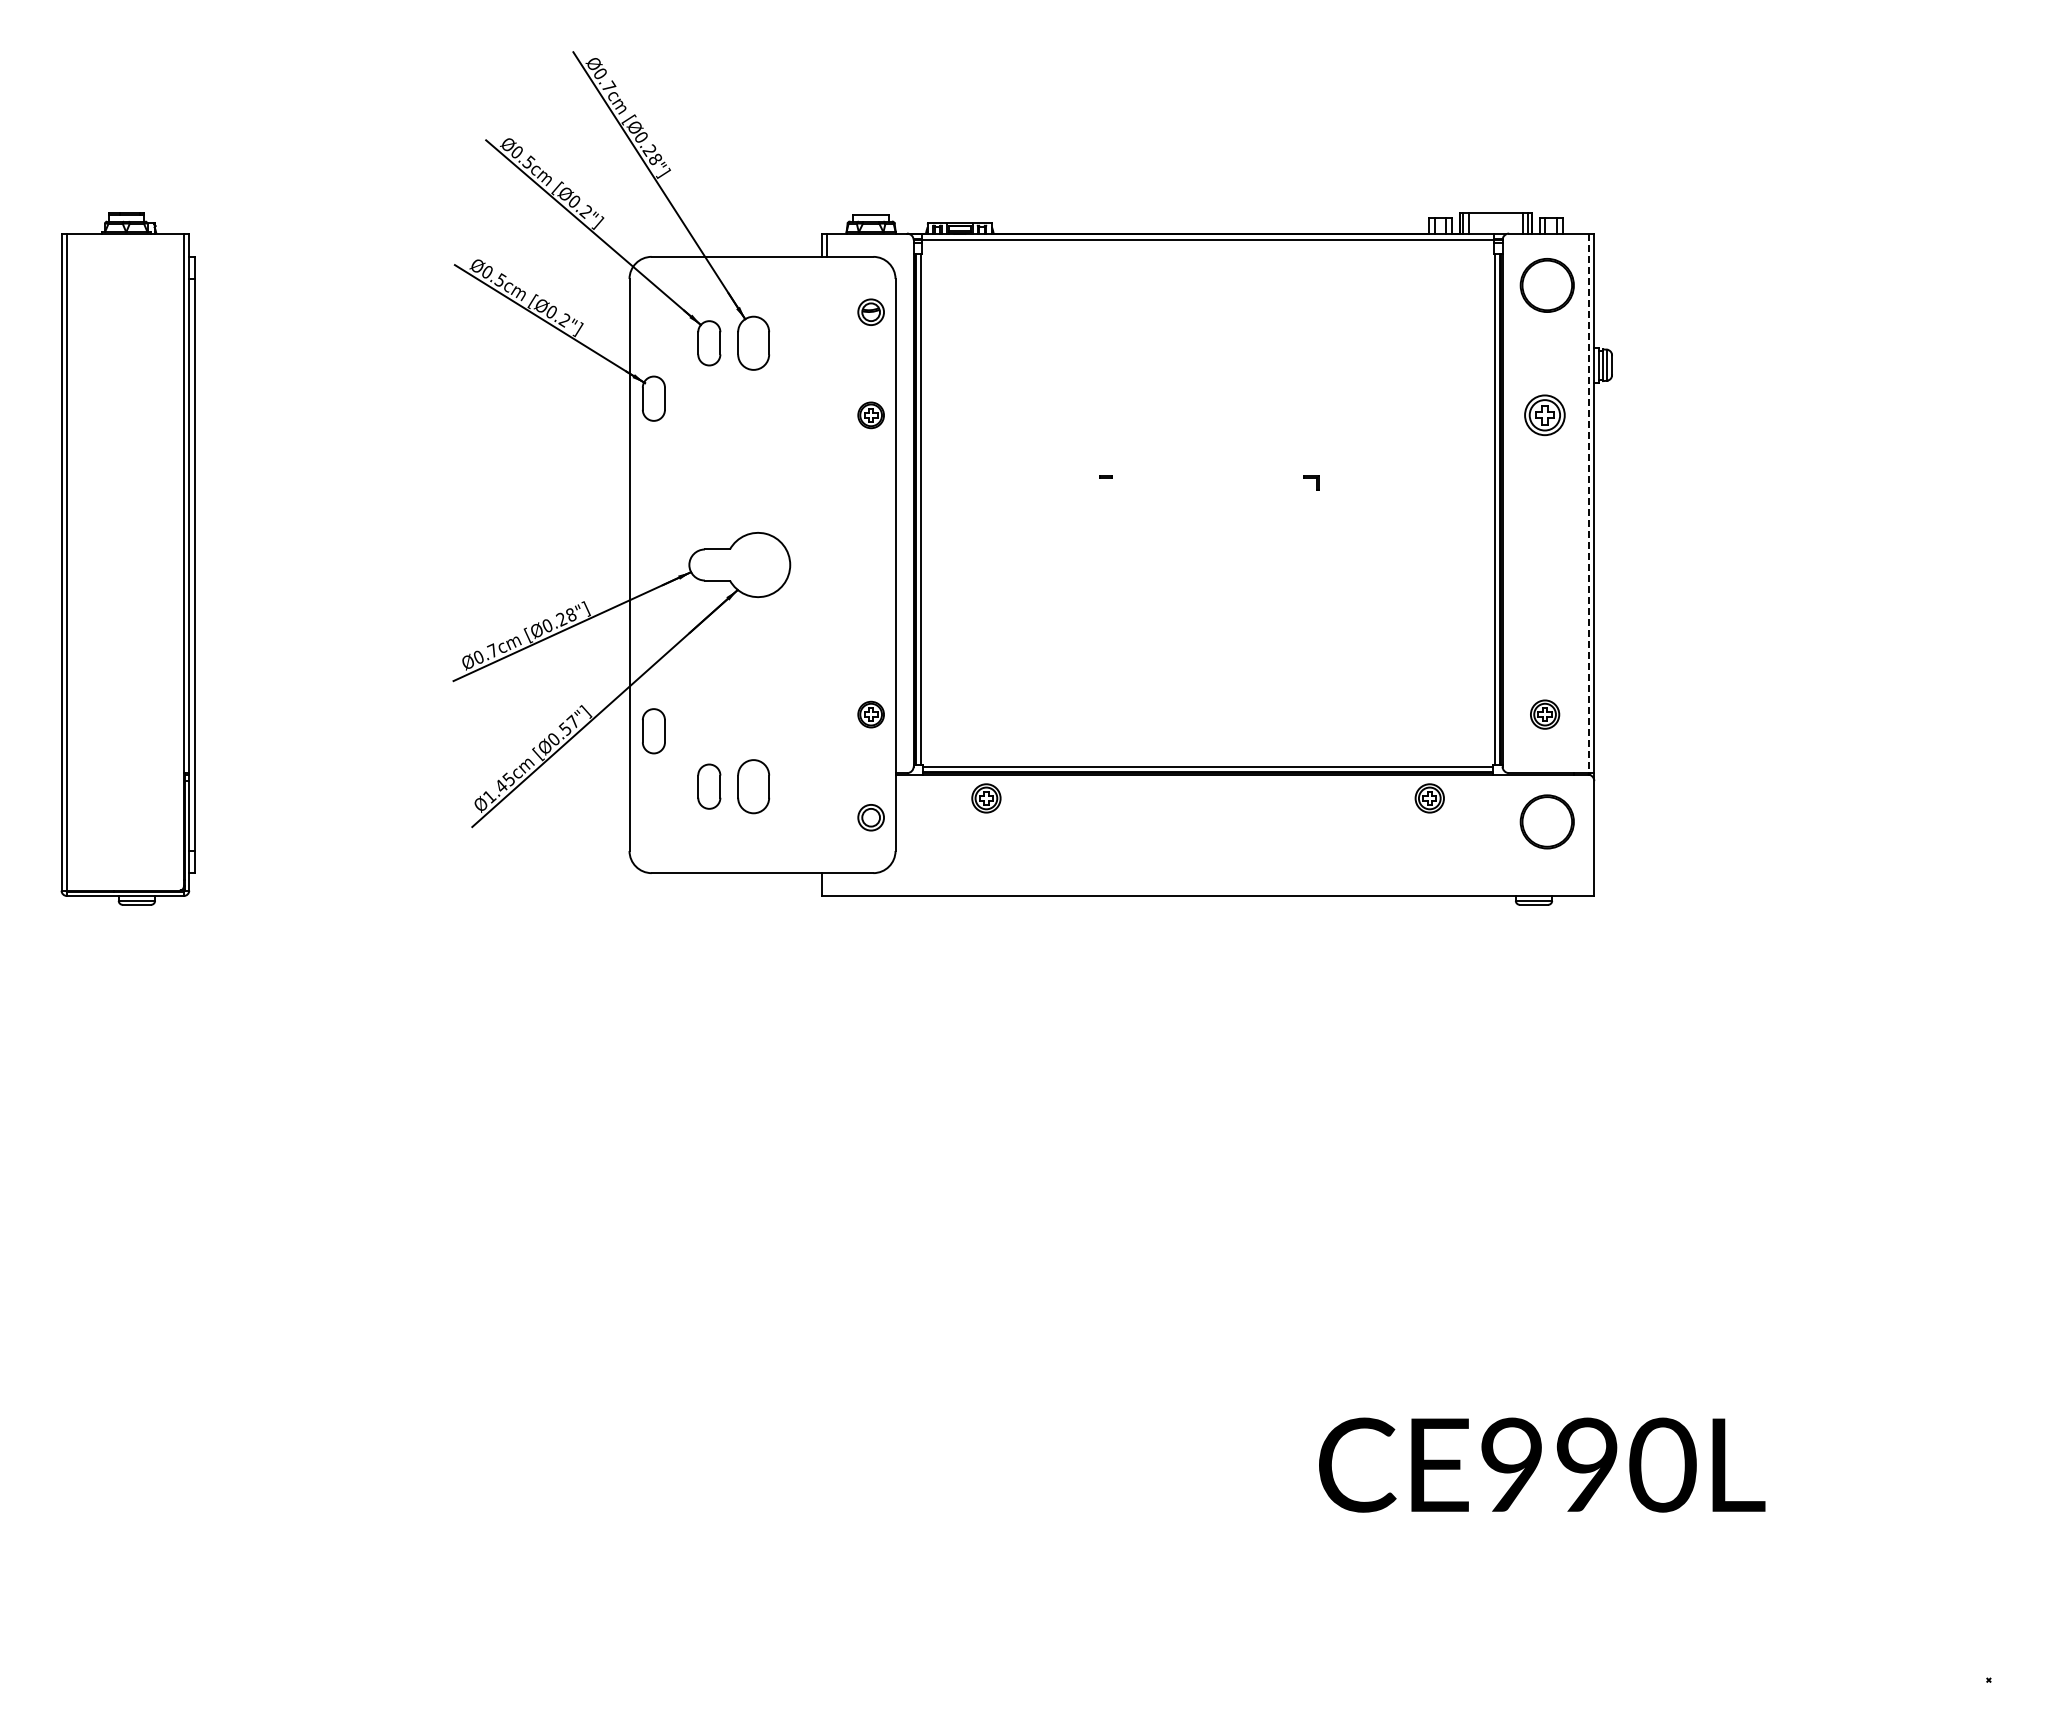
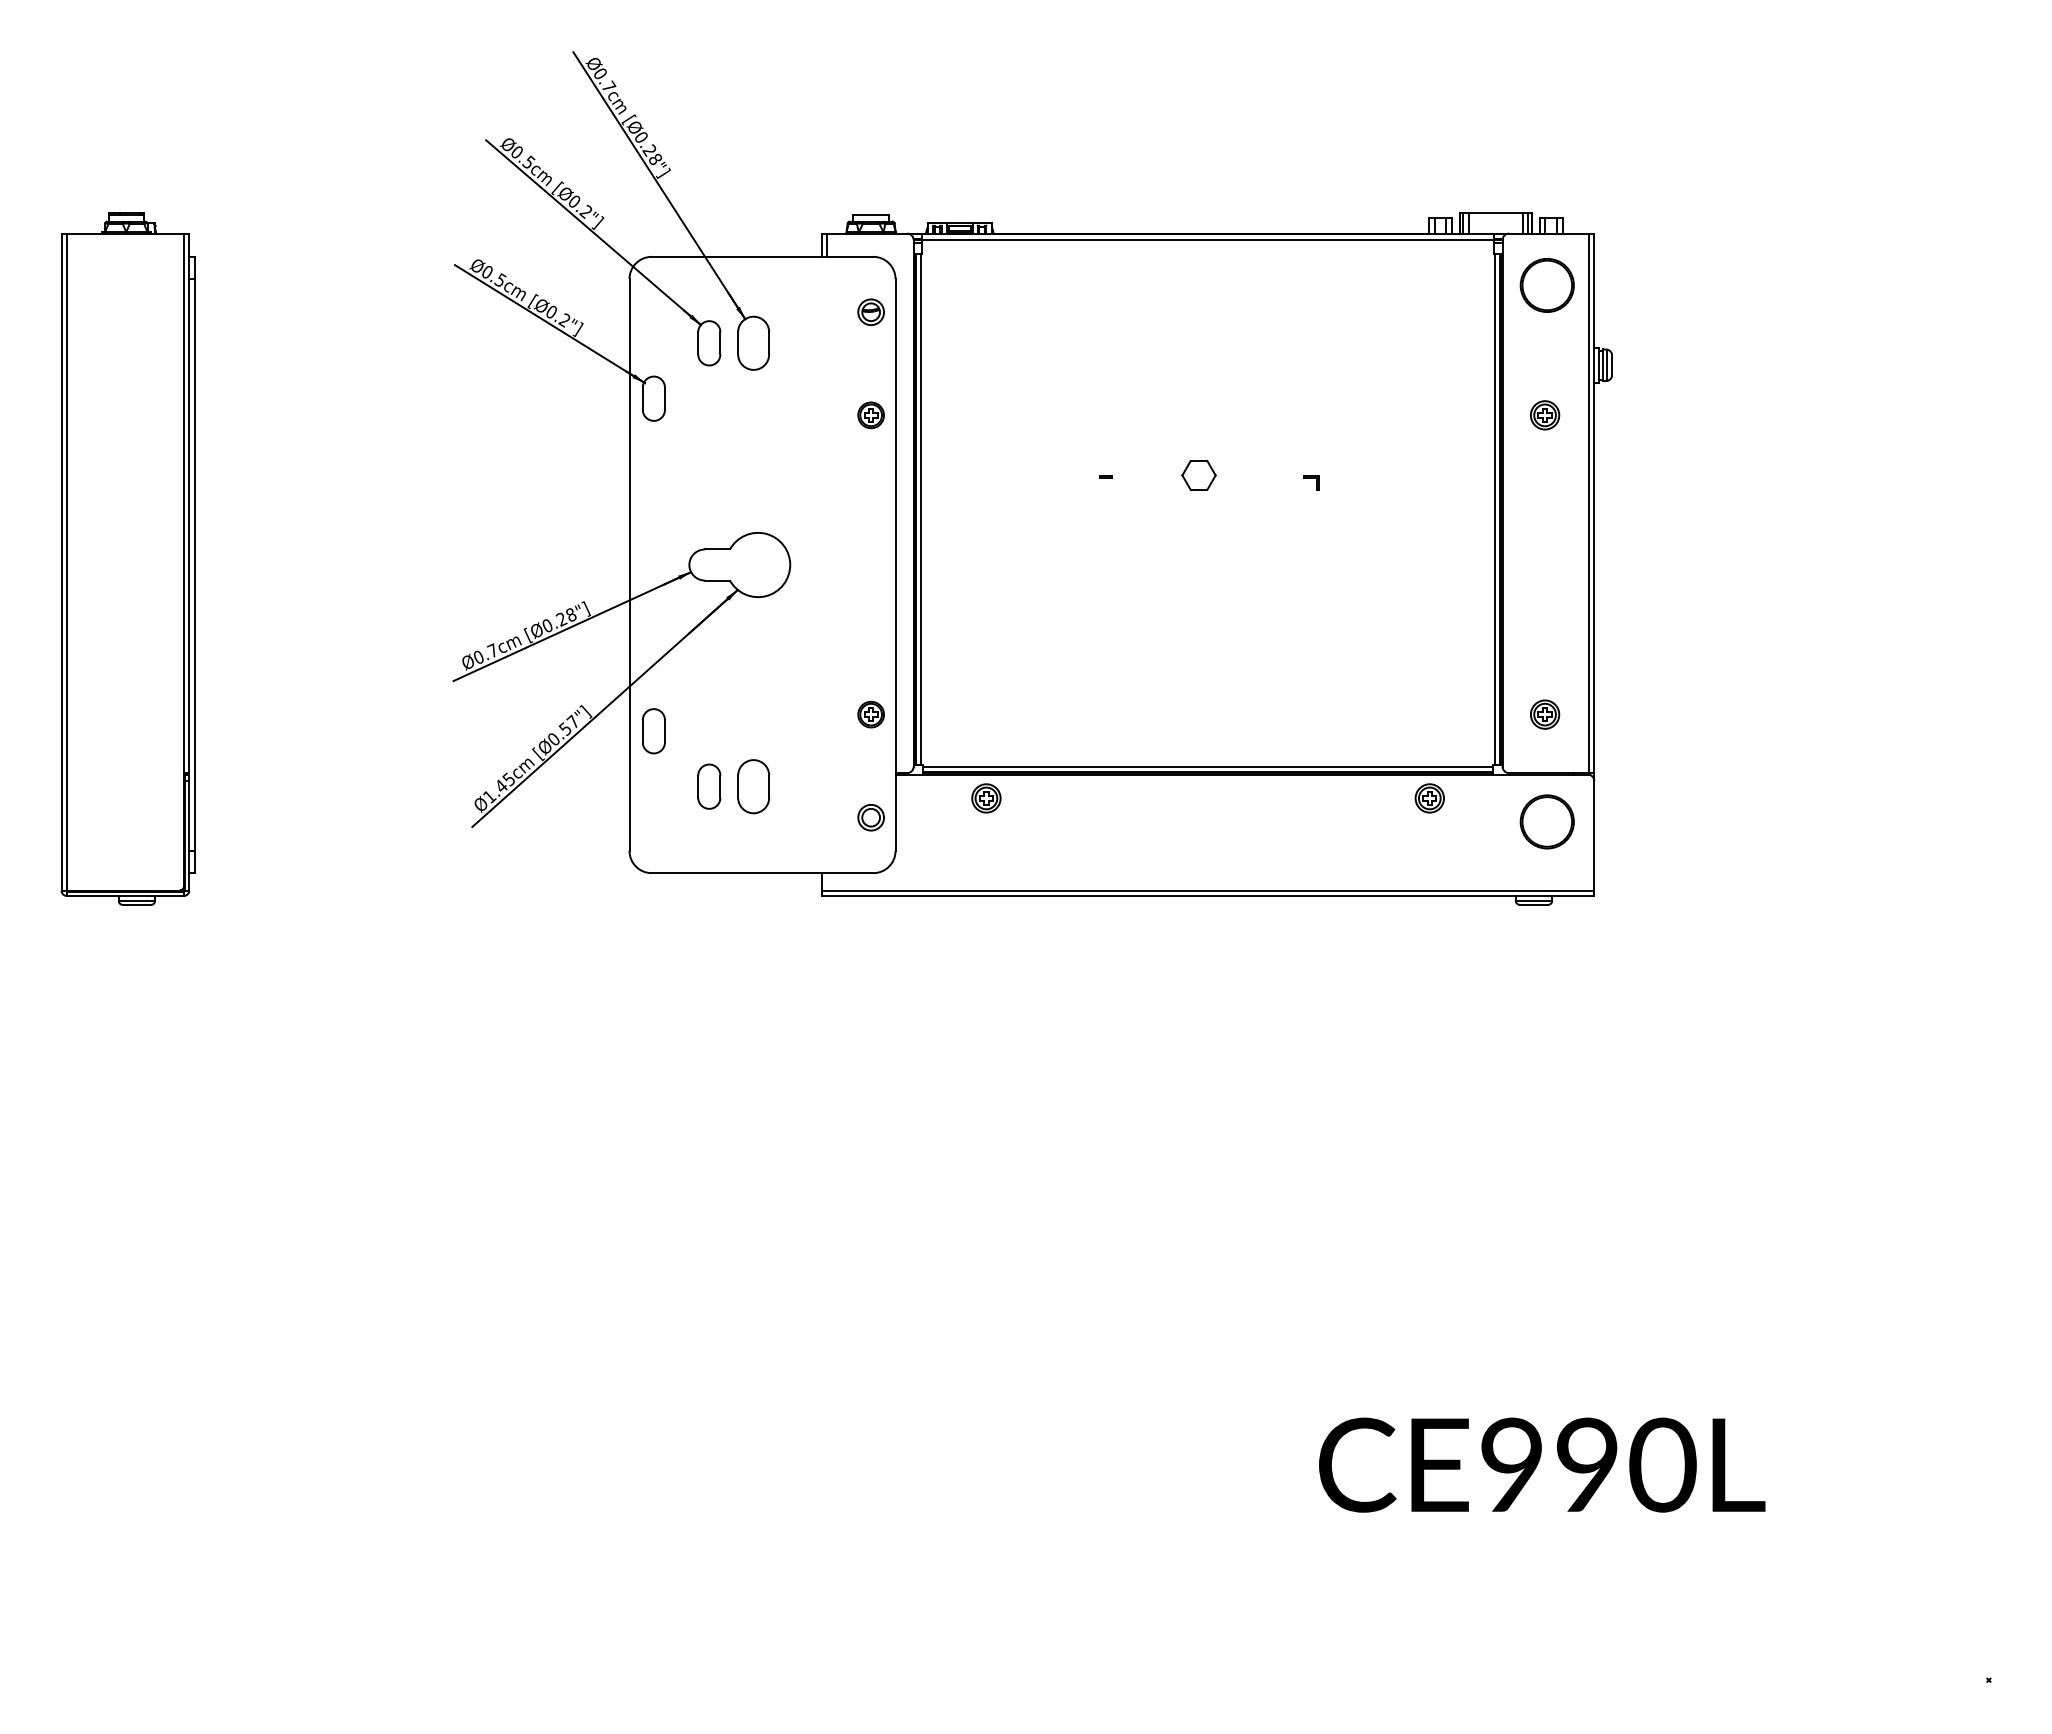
part size: 42x43 px -> 31x31 px (1545, 415)
part: none -> present (1198, 475)
line: dashed -> solid (1588, 503)
line: none -> present (1207, 890)
